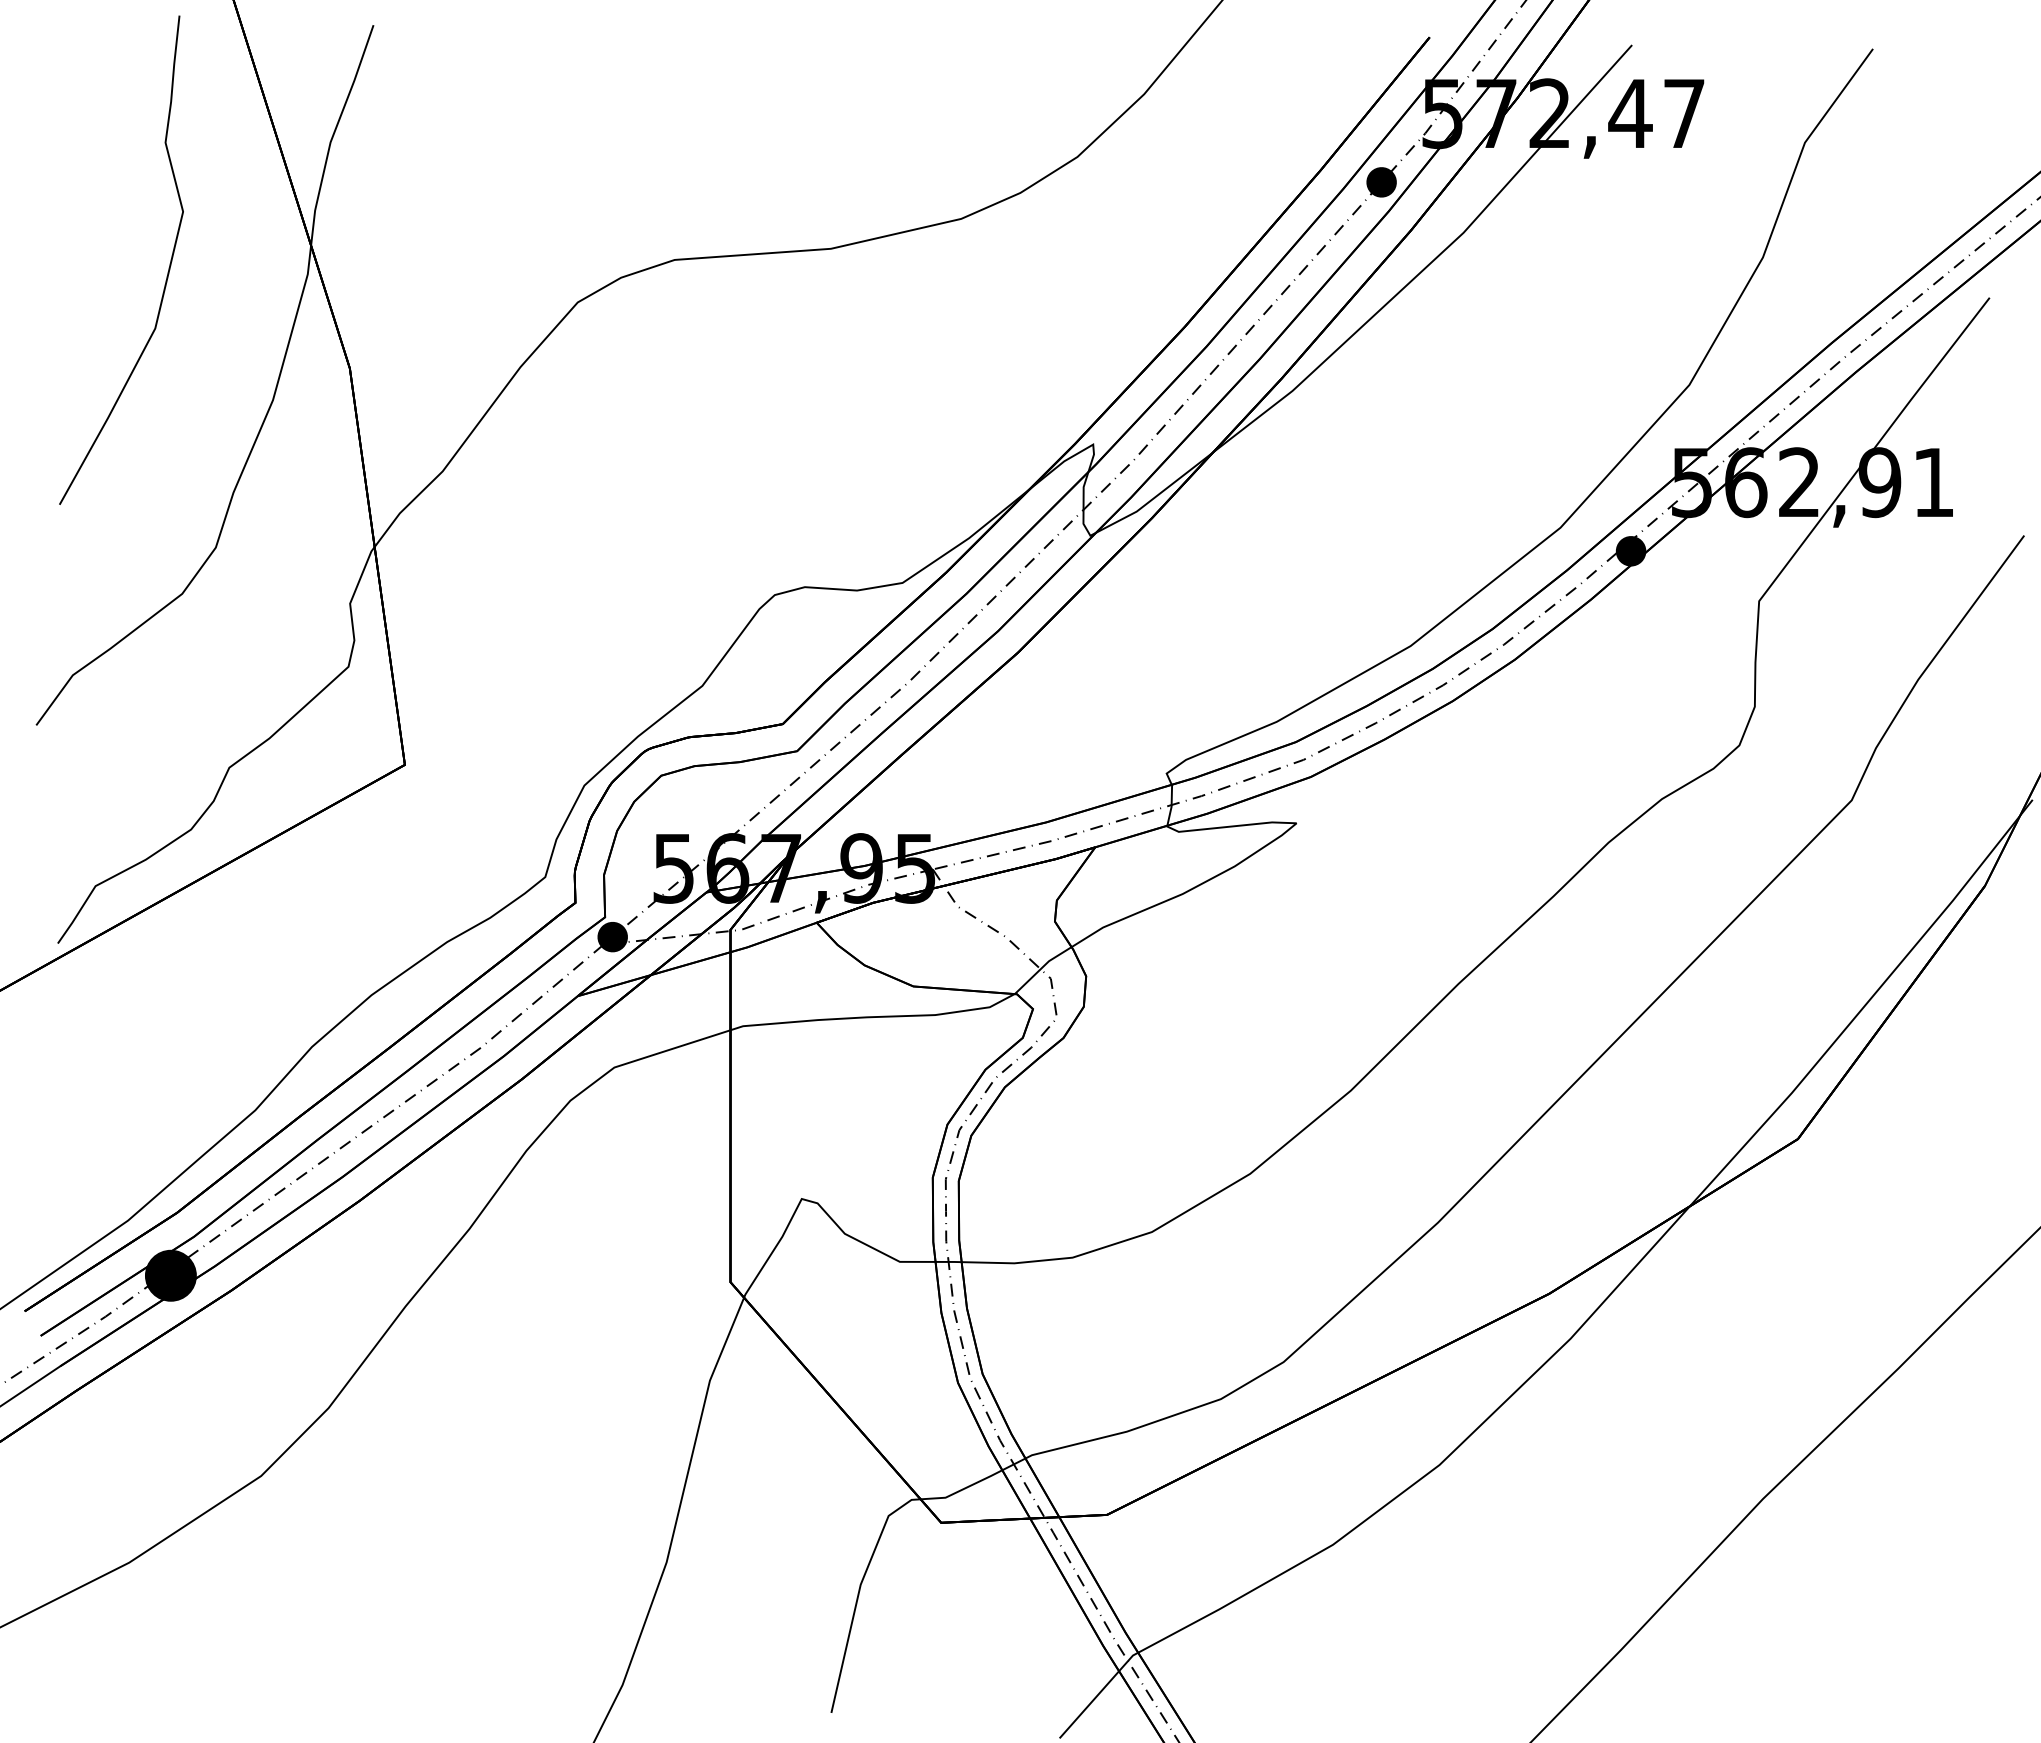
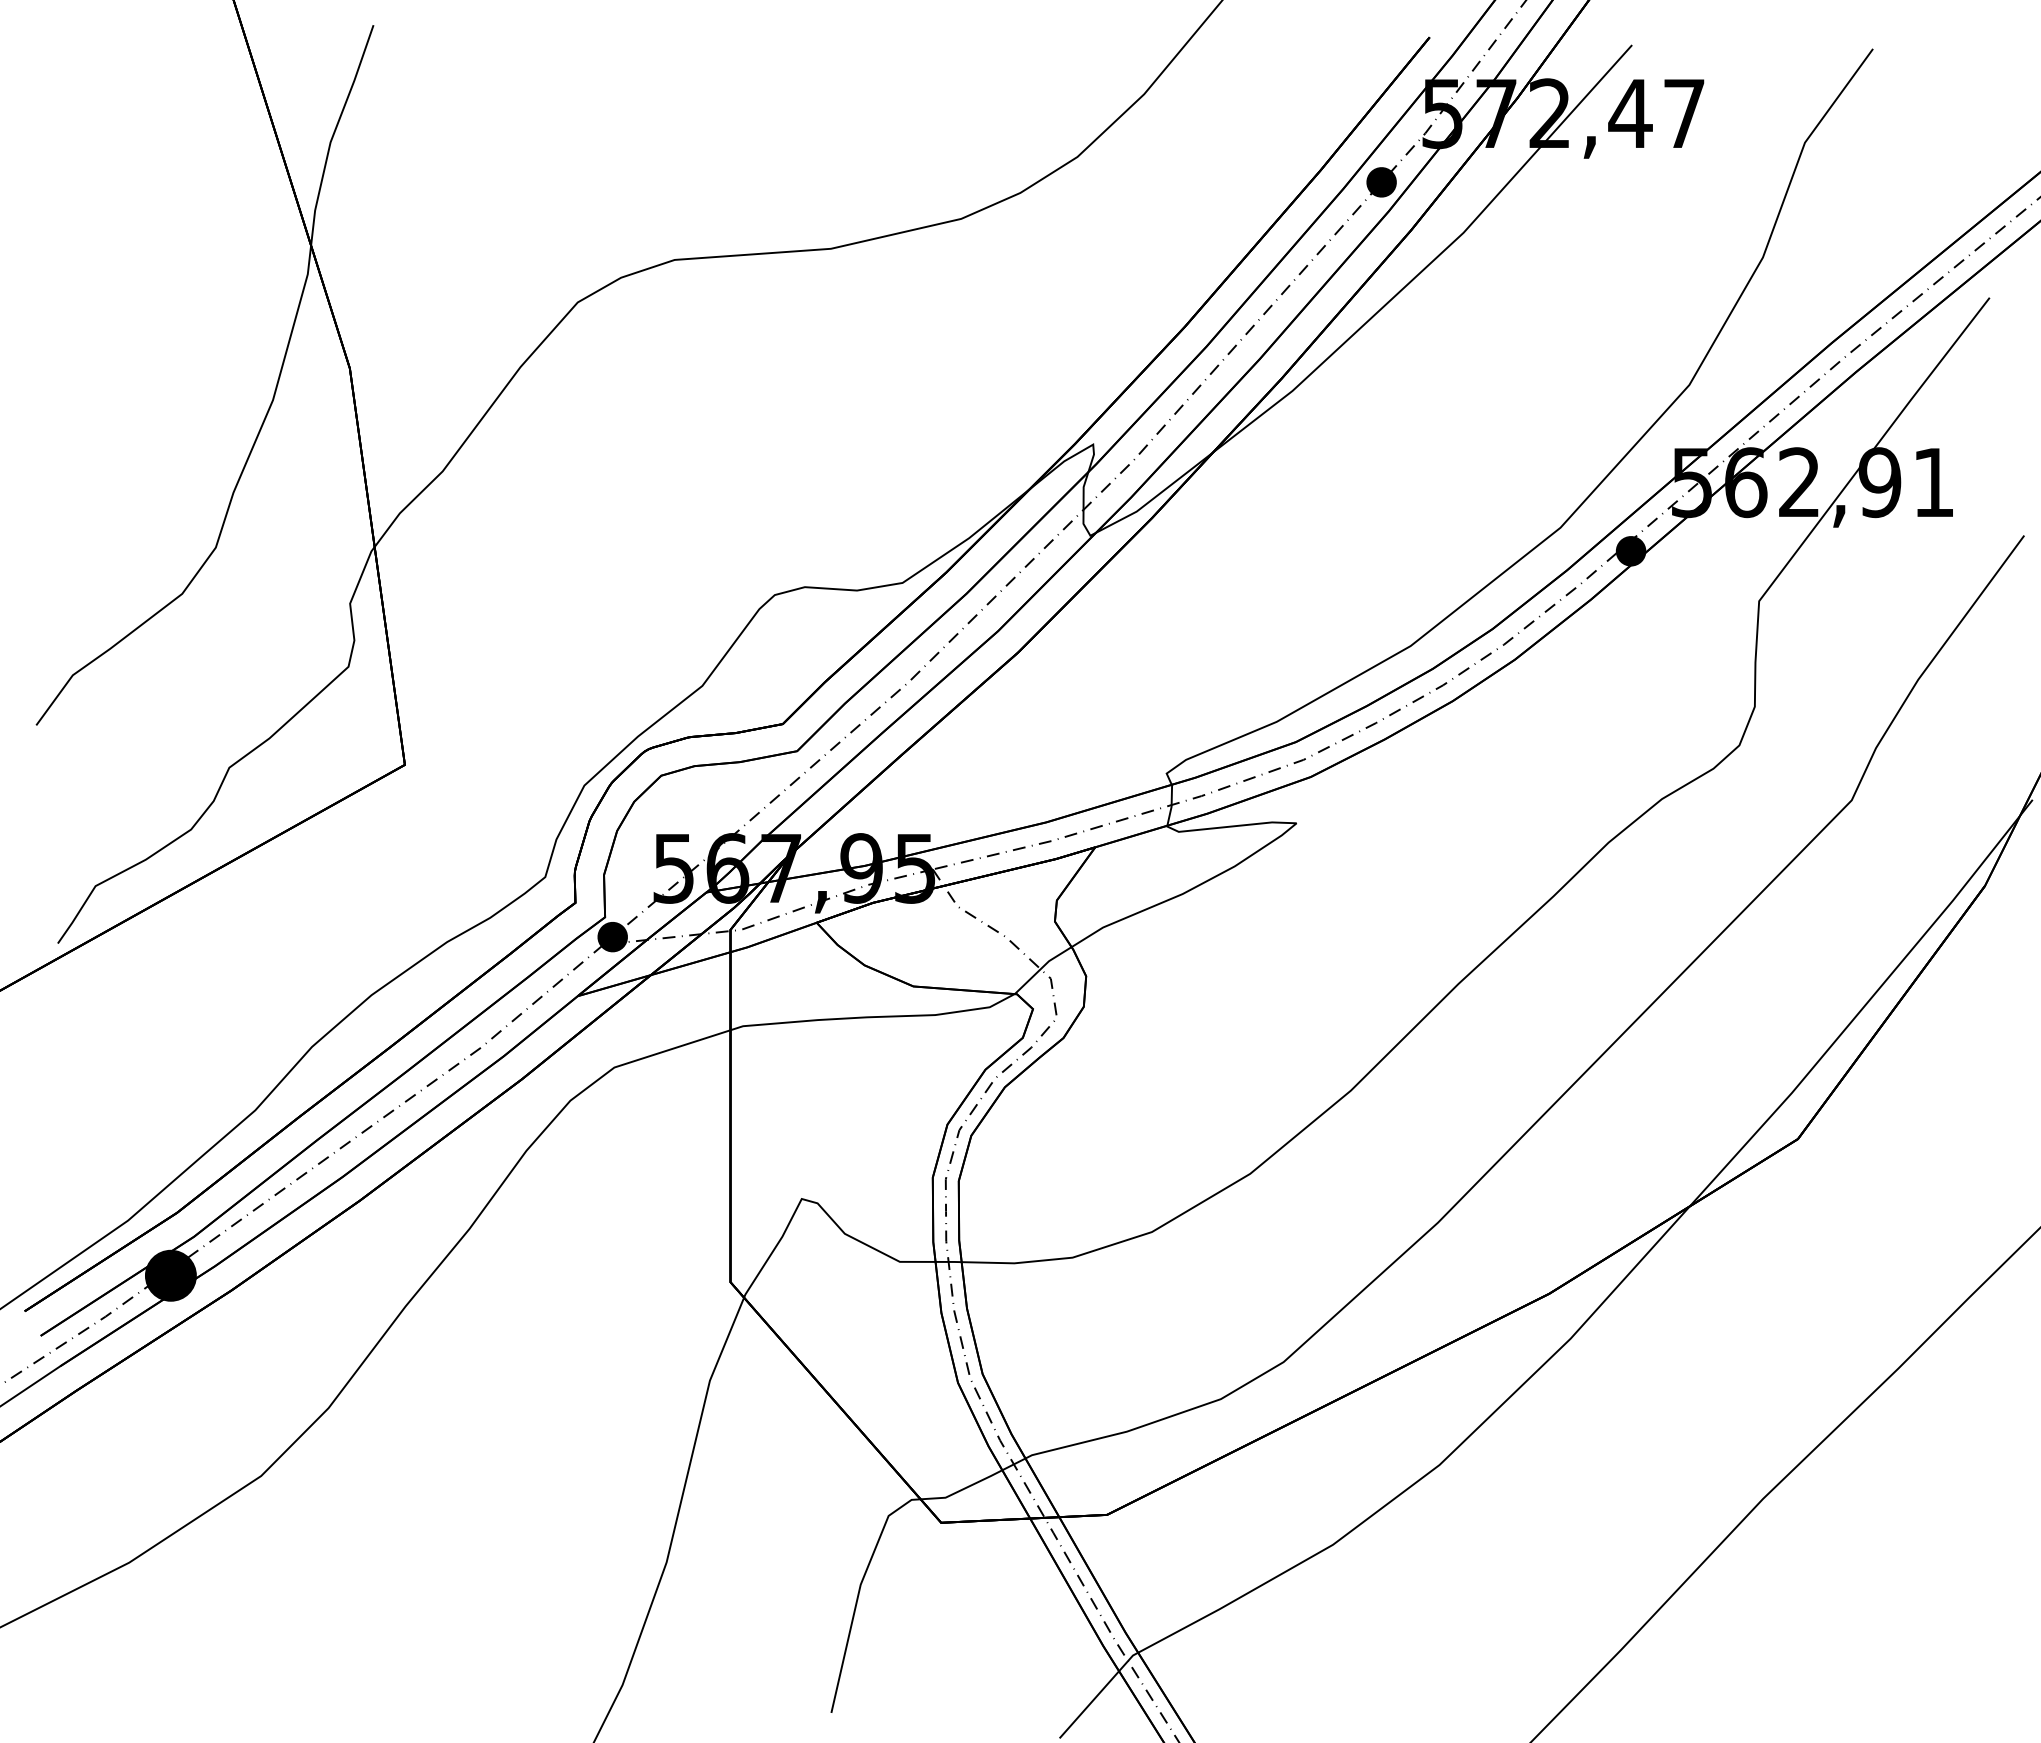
curve: present -> none (168, 267)
